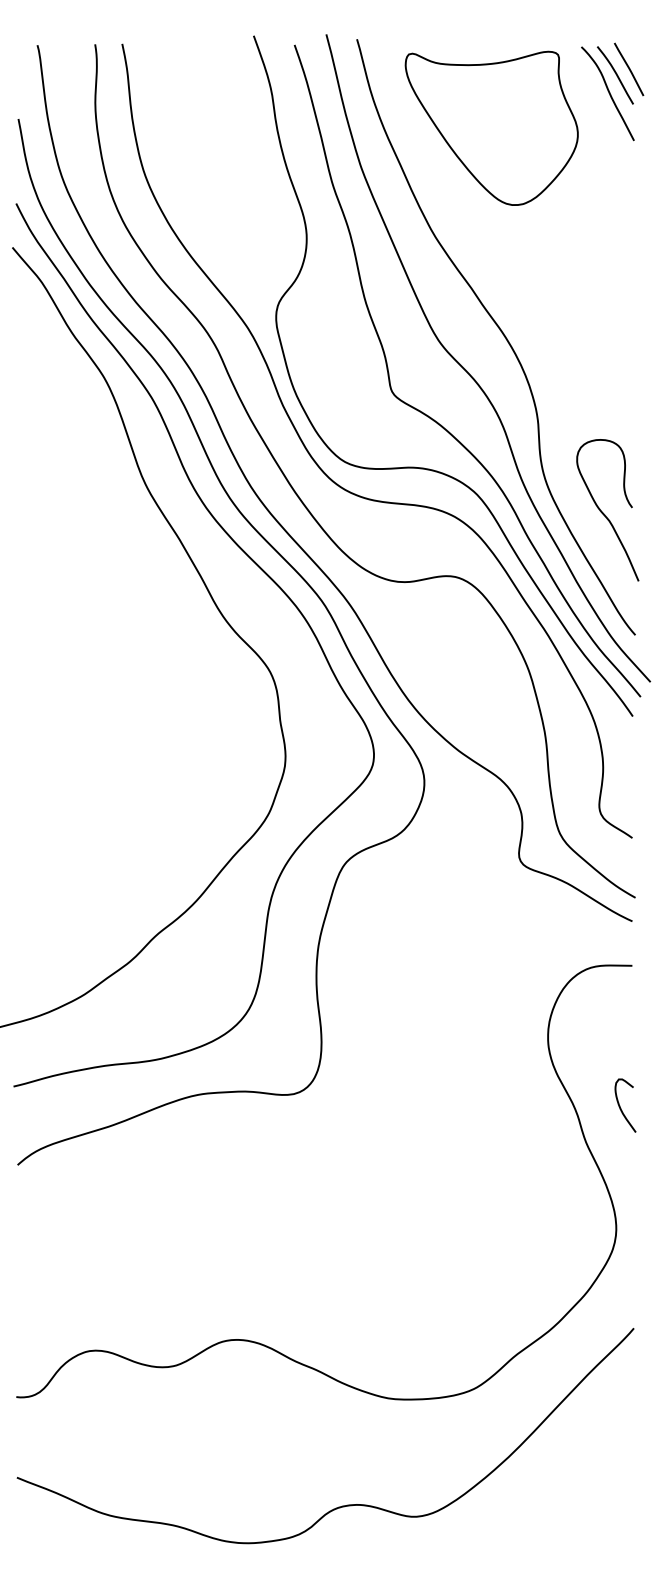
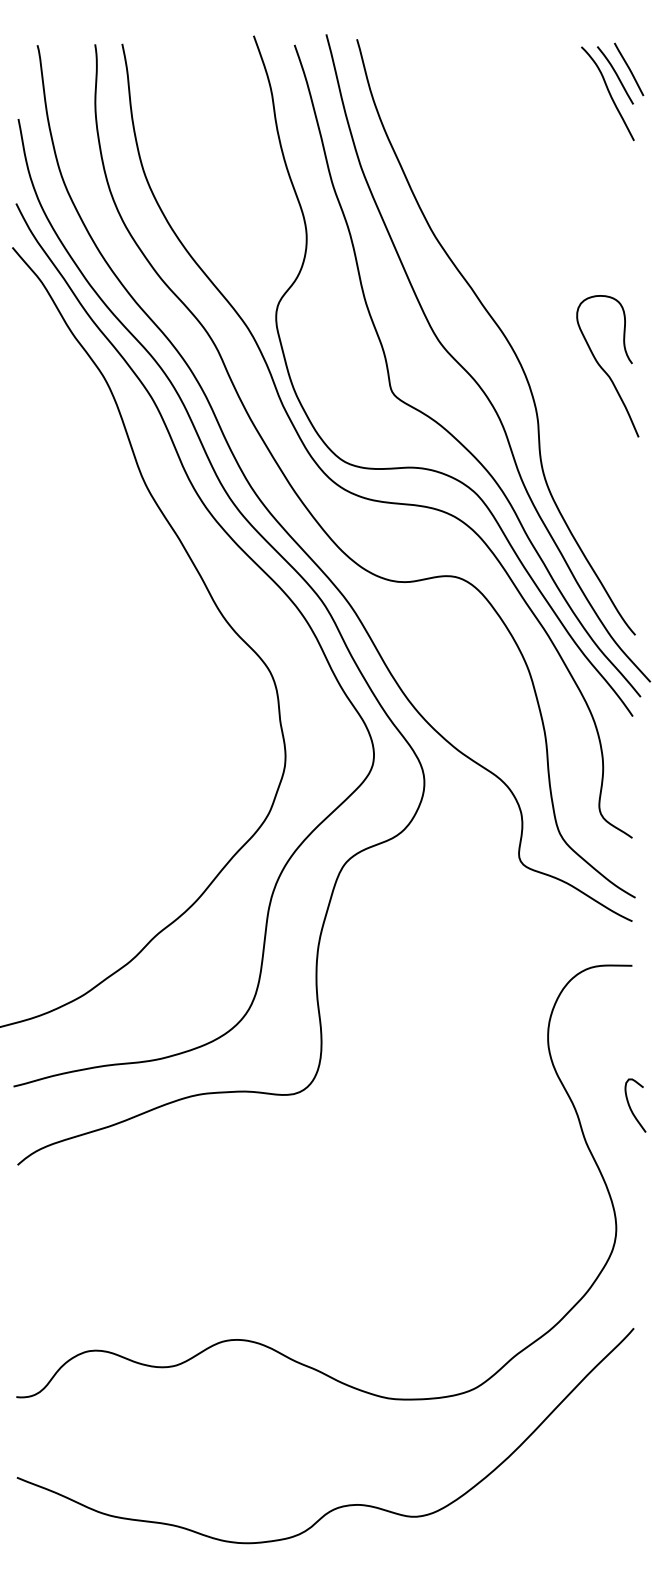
part: present -> none (491, 127)
curve position: (604, 513) -> (604, 369) (604, 369)
curve position: (620, 1105) -> (630, 1105) (630, 1105)
